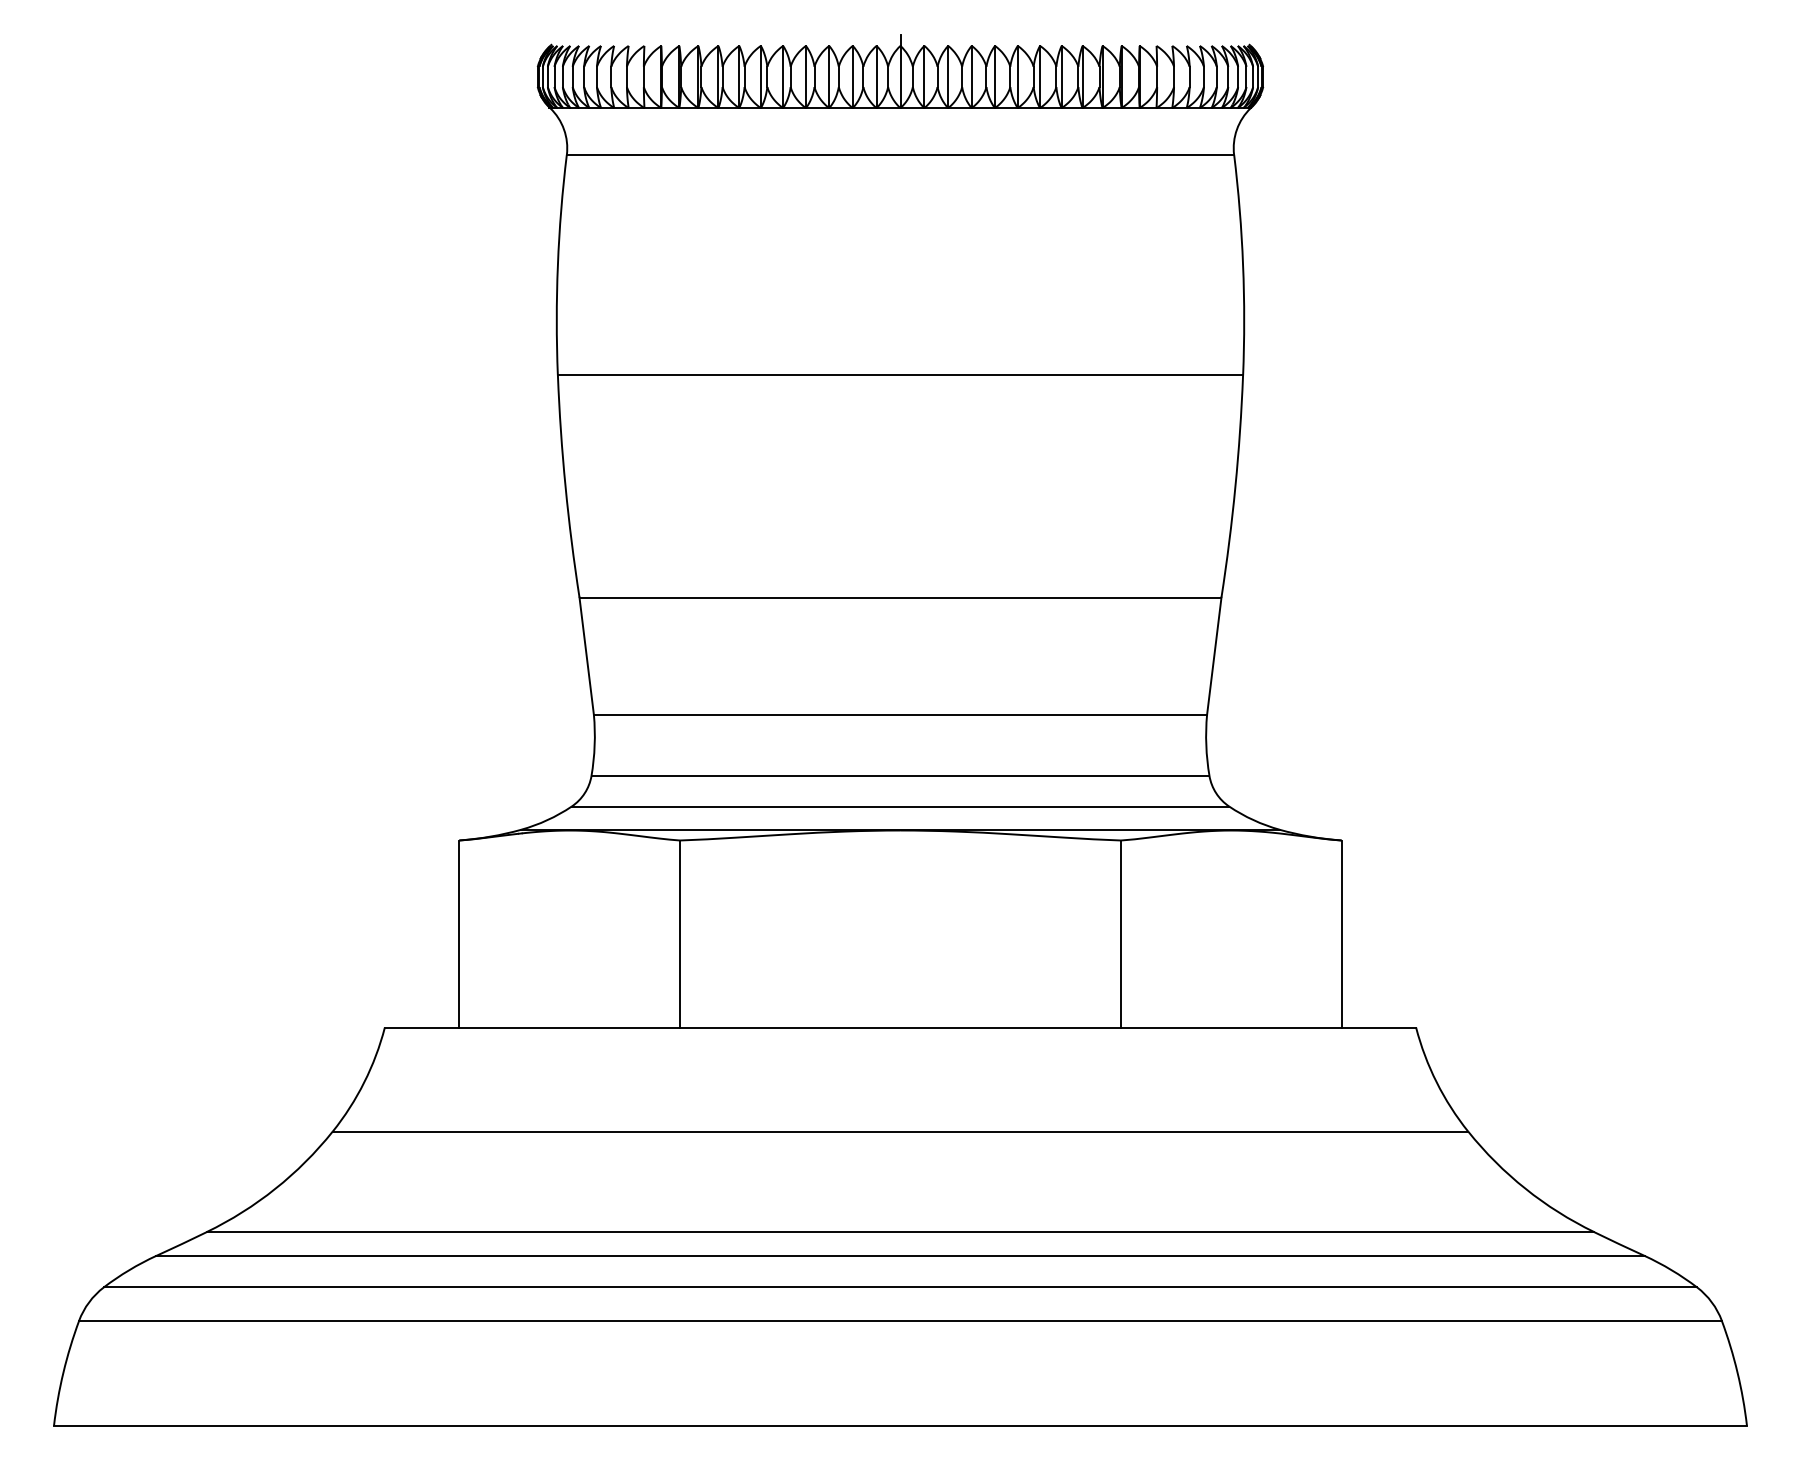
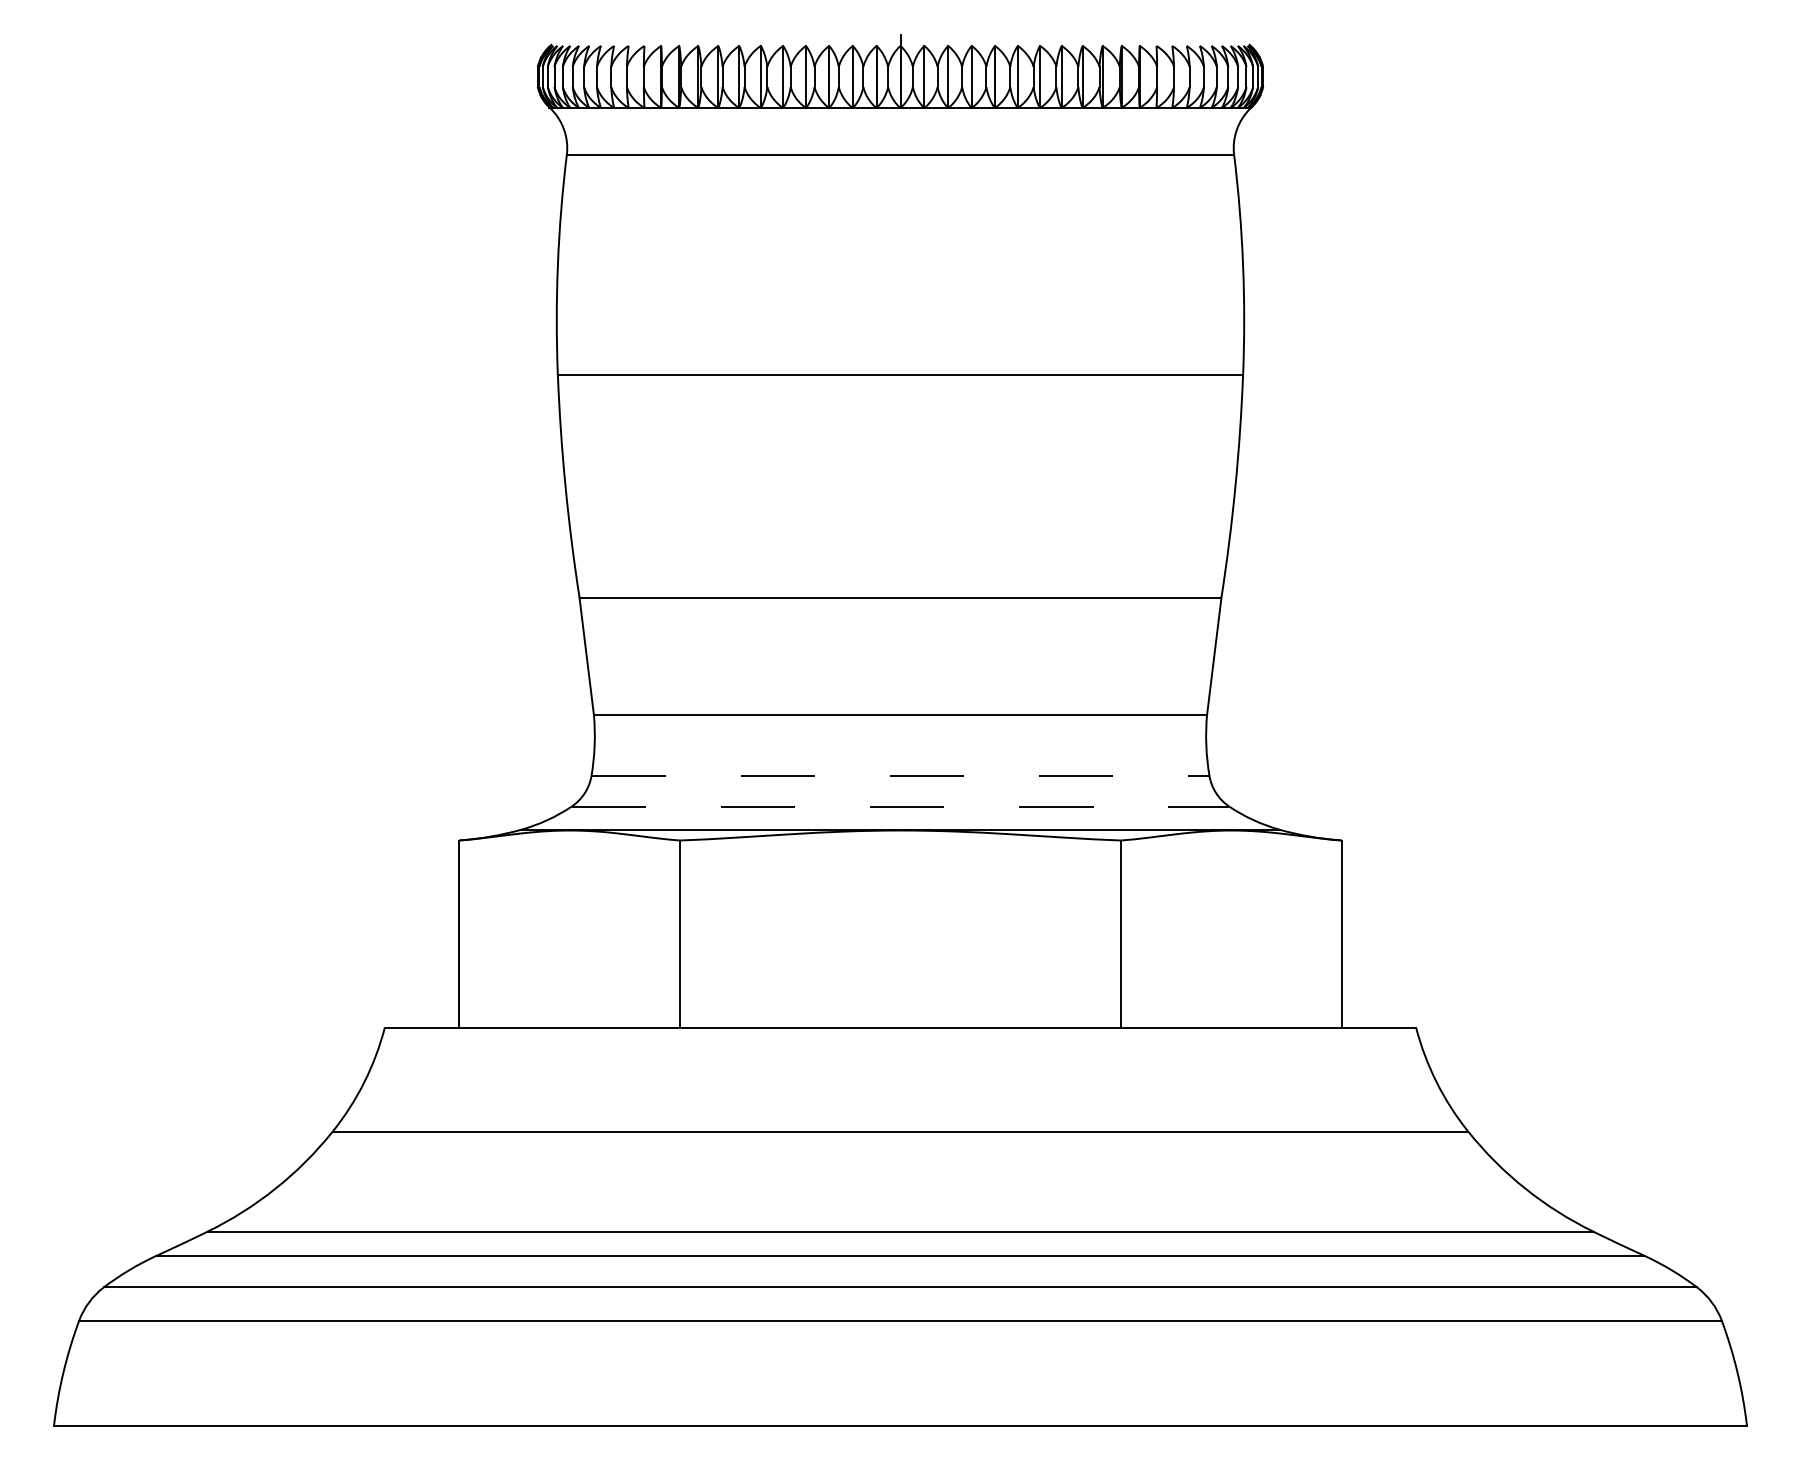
line: solid -> dashed (900, 775)
line: solid -> dashed (900, 806)
